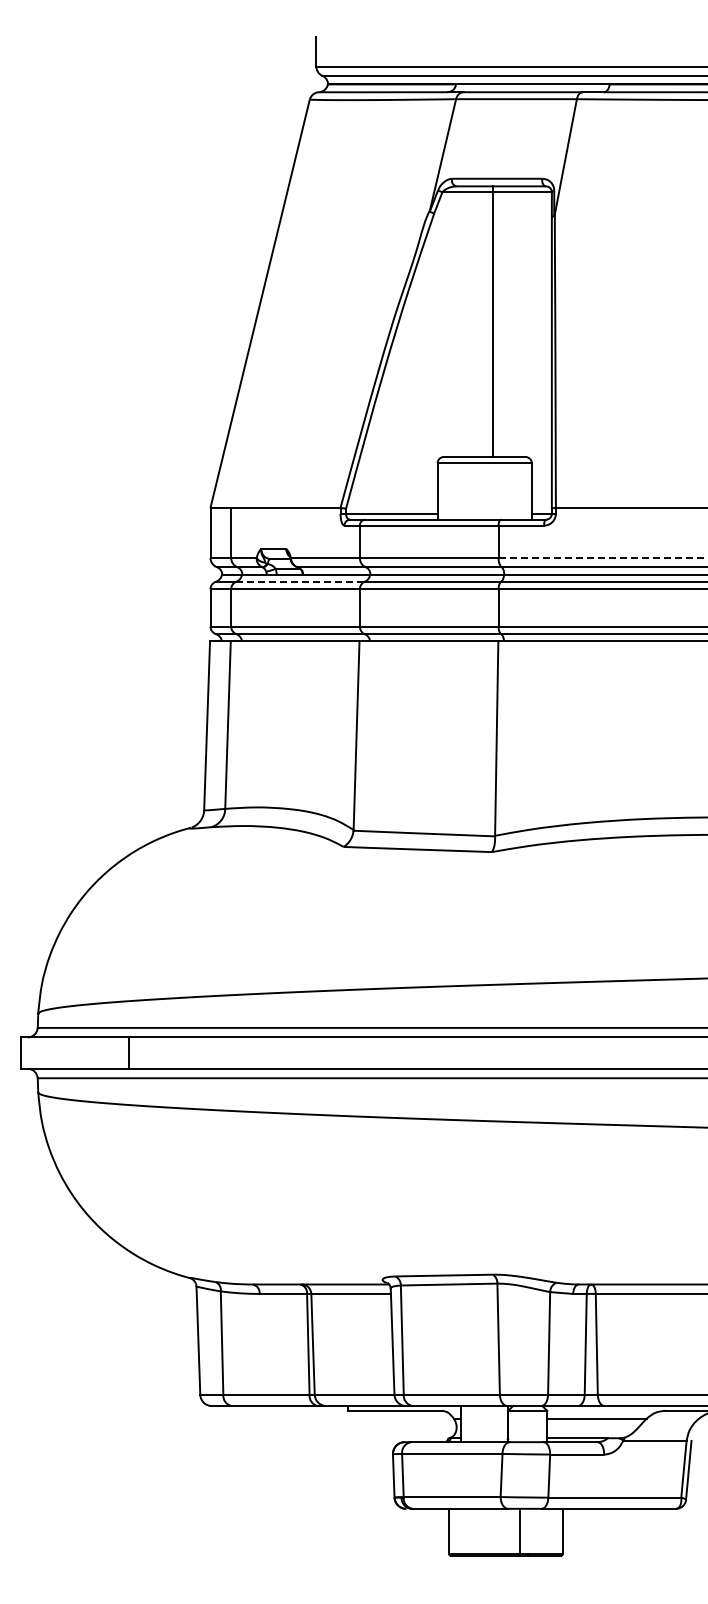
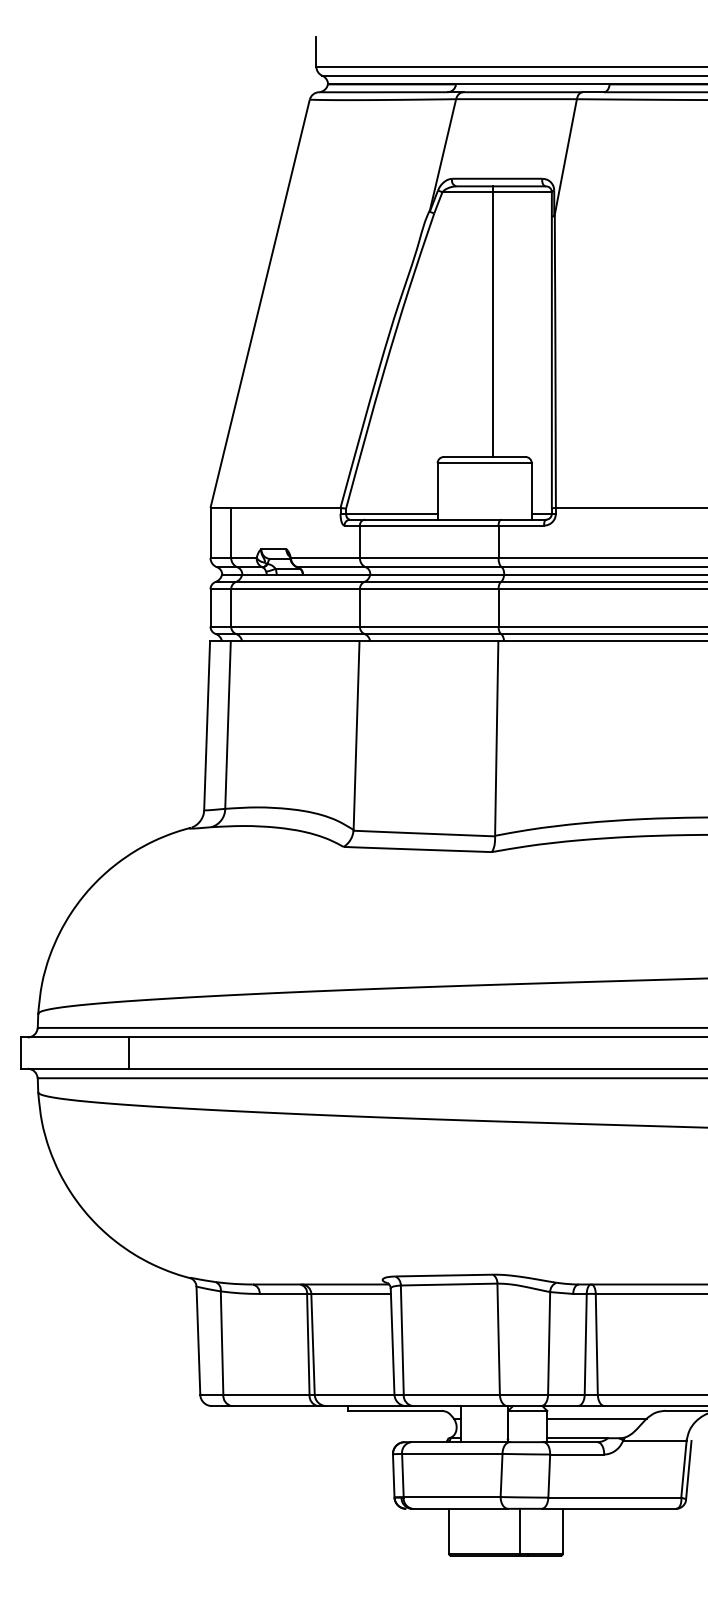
line: dashed -> solid (603, 557)
line: dashed -> solid (300, 581)
